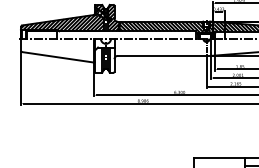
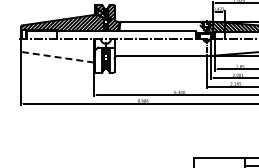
hatch: present -> none (162, 27)
line: solid -> dashed (57, 57)
